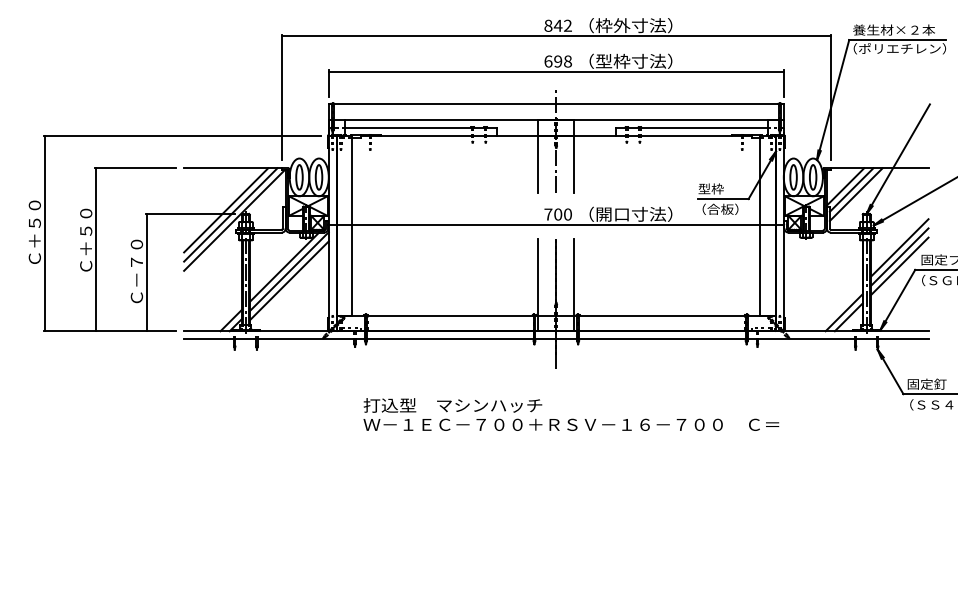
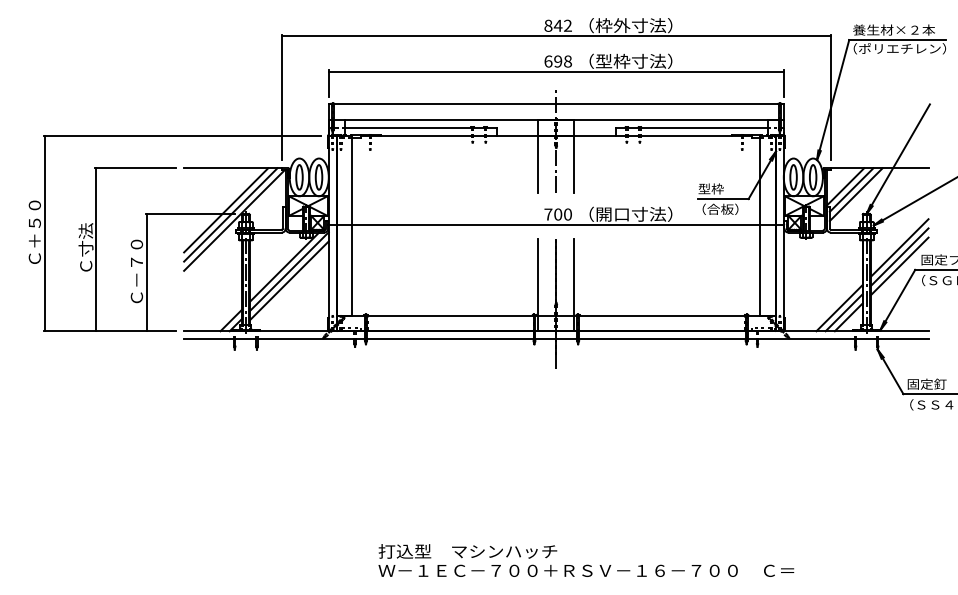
text: Ｃ＋５０ -> Ｃ寸法 (85, 232)
line: none -> present (839, 307)
text position: (571, 414) -> (586, 560) (586, 560)
